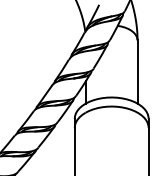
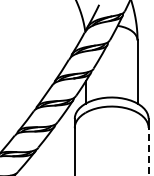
line: solid -> dashed (148, 151)
